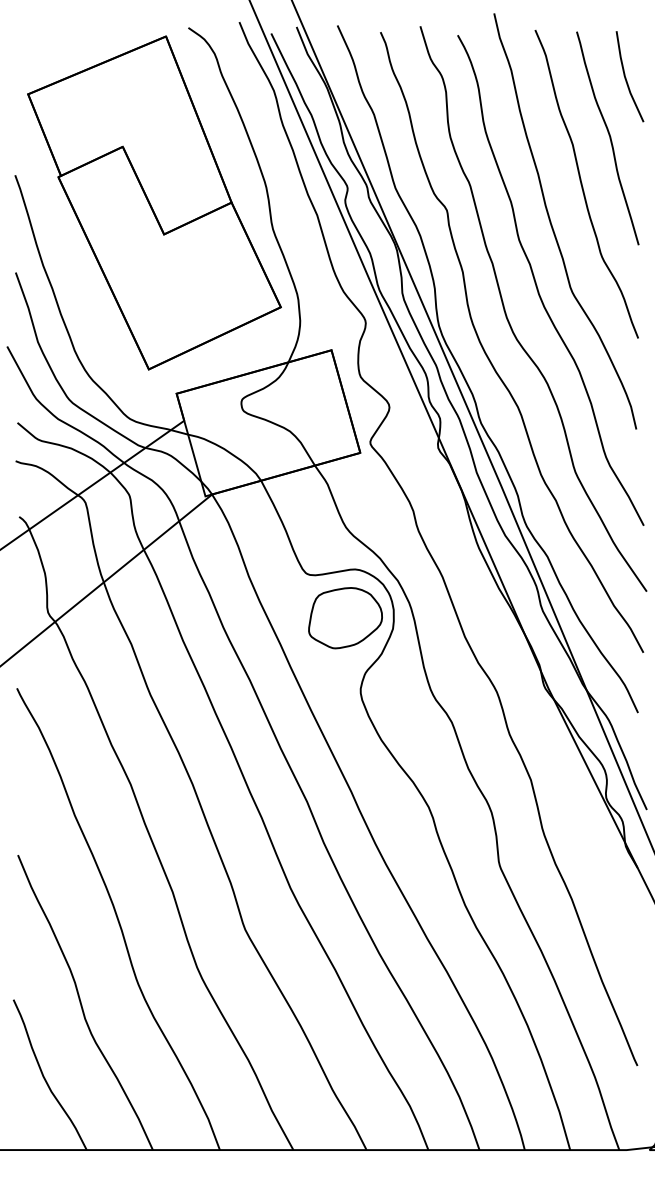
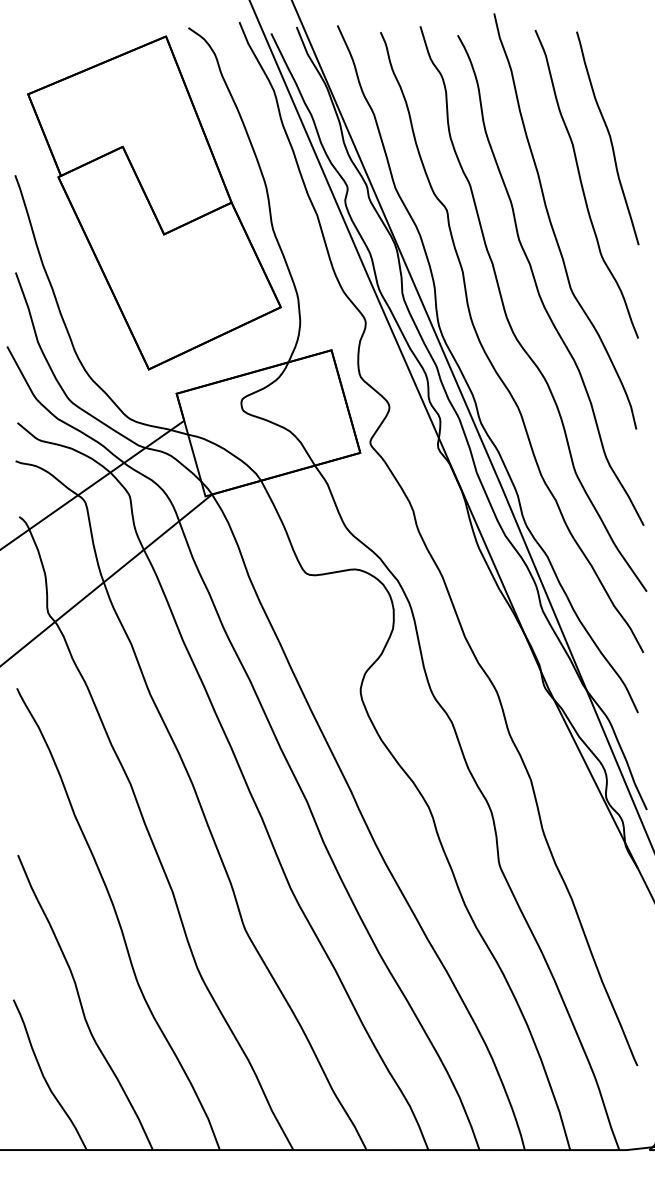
line: present -> none (626, 77)
part: present -> none (345, 618)
